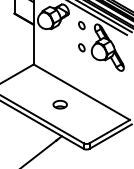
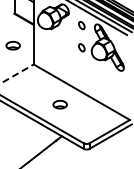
part: none -> present (12, 45)
line: solid -> dashed (17, 73)
